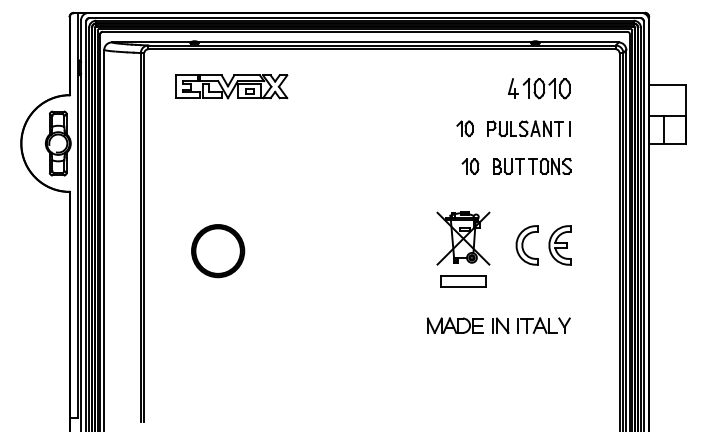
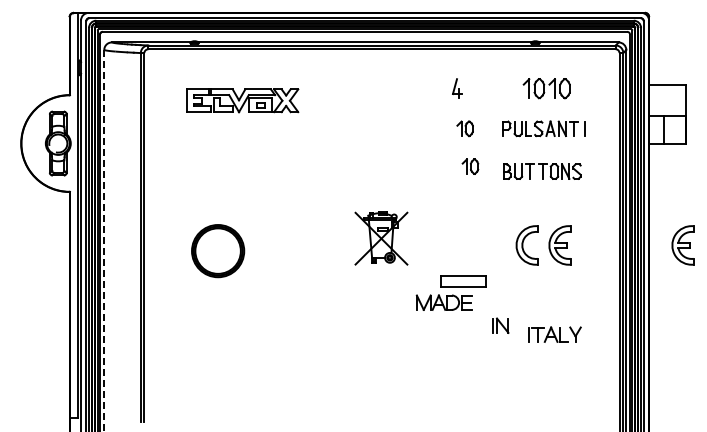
part position: (231, 86) -> (242, 100) (242, 100)
part position: (513, 88) -> (457, 88) (457, 88)
part position: (528, 128) -> (543, 128) (543, 128)
part position: (532, 166) -> (542, 171) (542, 171)
part position: (463, 238) -> (381, 238) (381, 238)
line: solid -> dashed (104, 241)
part: none -> present (682, 245)
part position: (454, 325) -> (443, 302) (443, 302)
part position: (543, 325) -> (554, 334) (554, 334)
